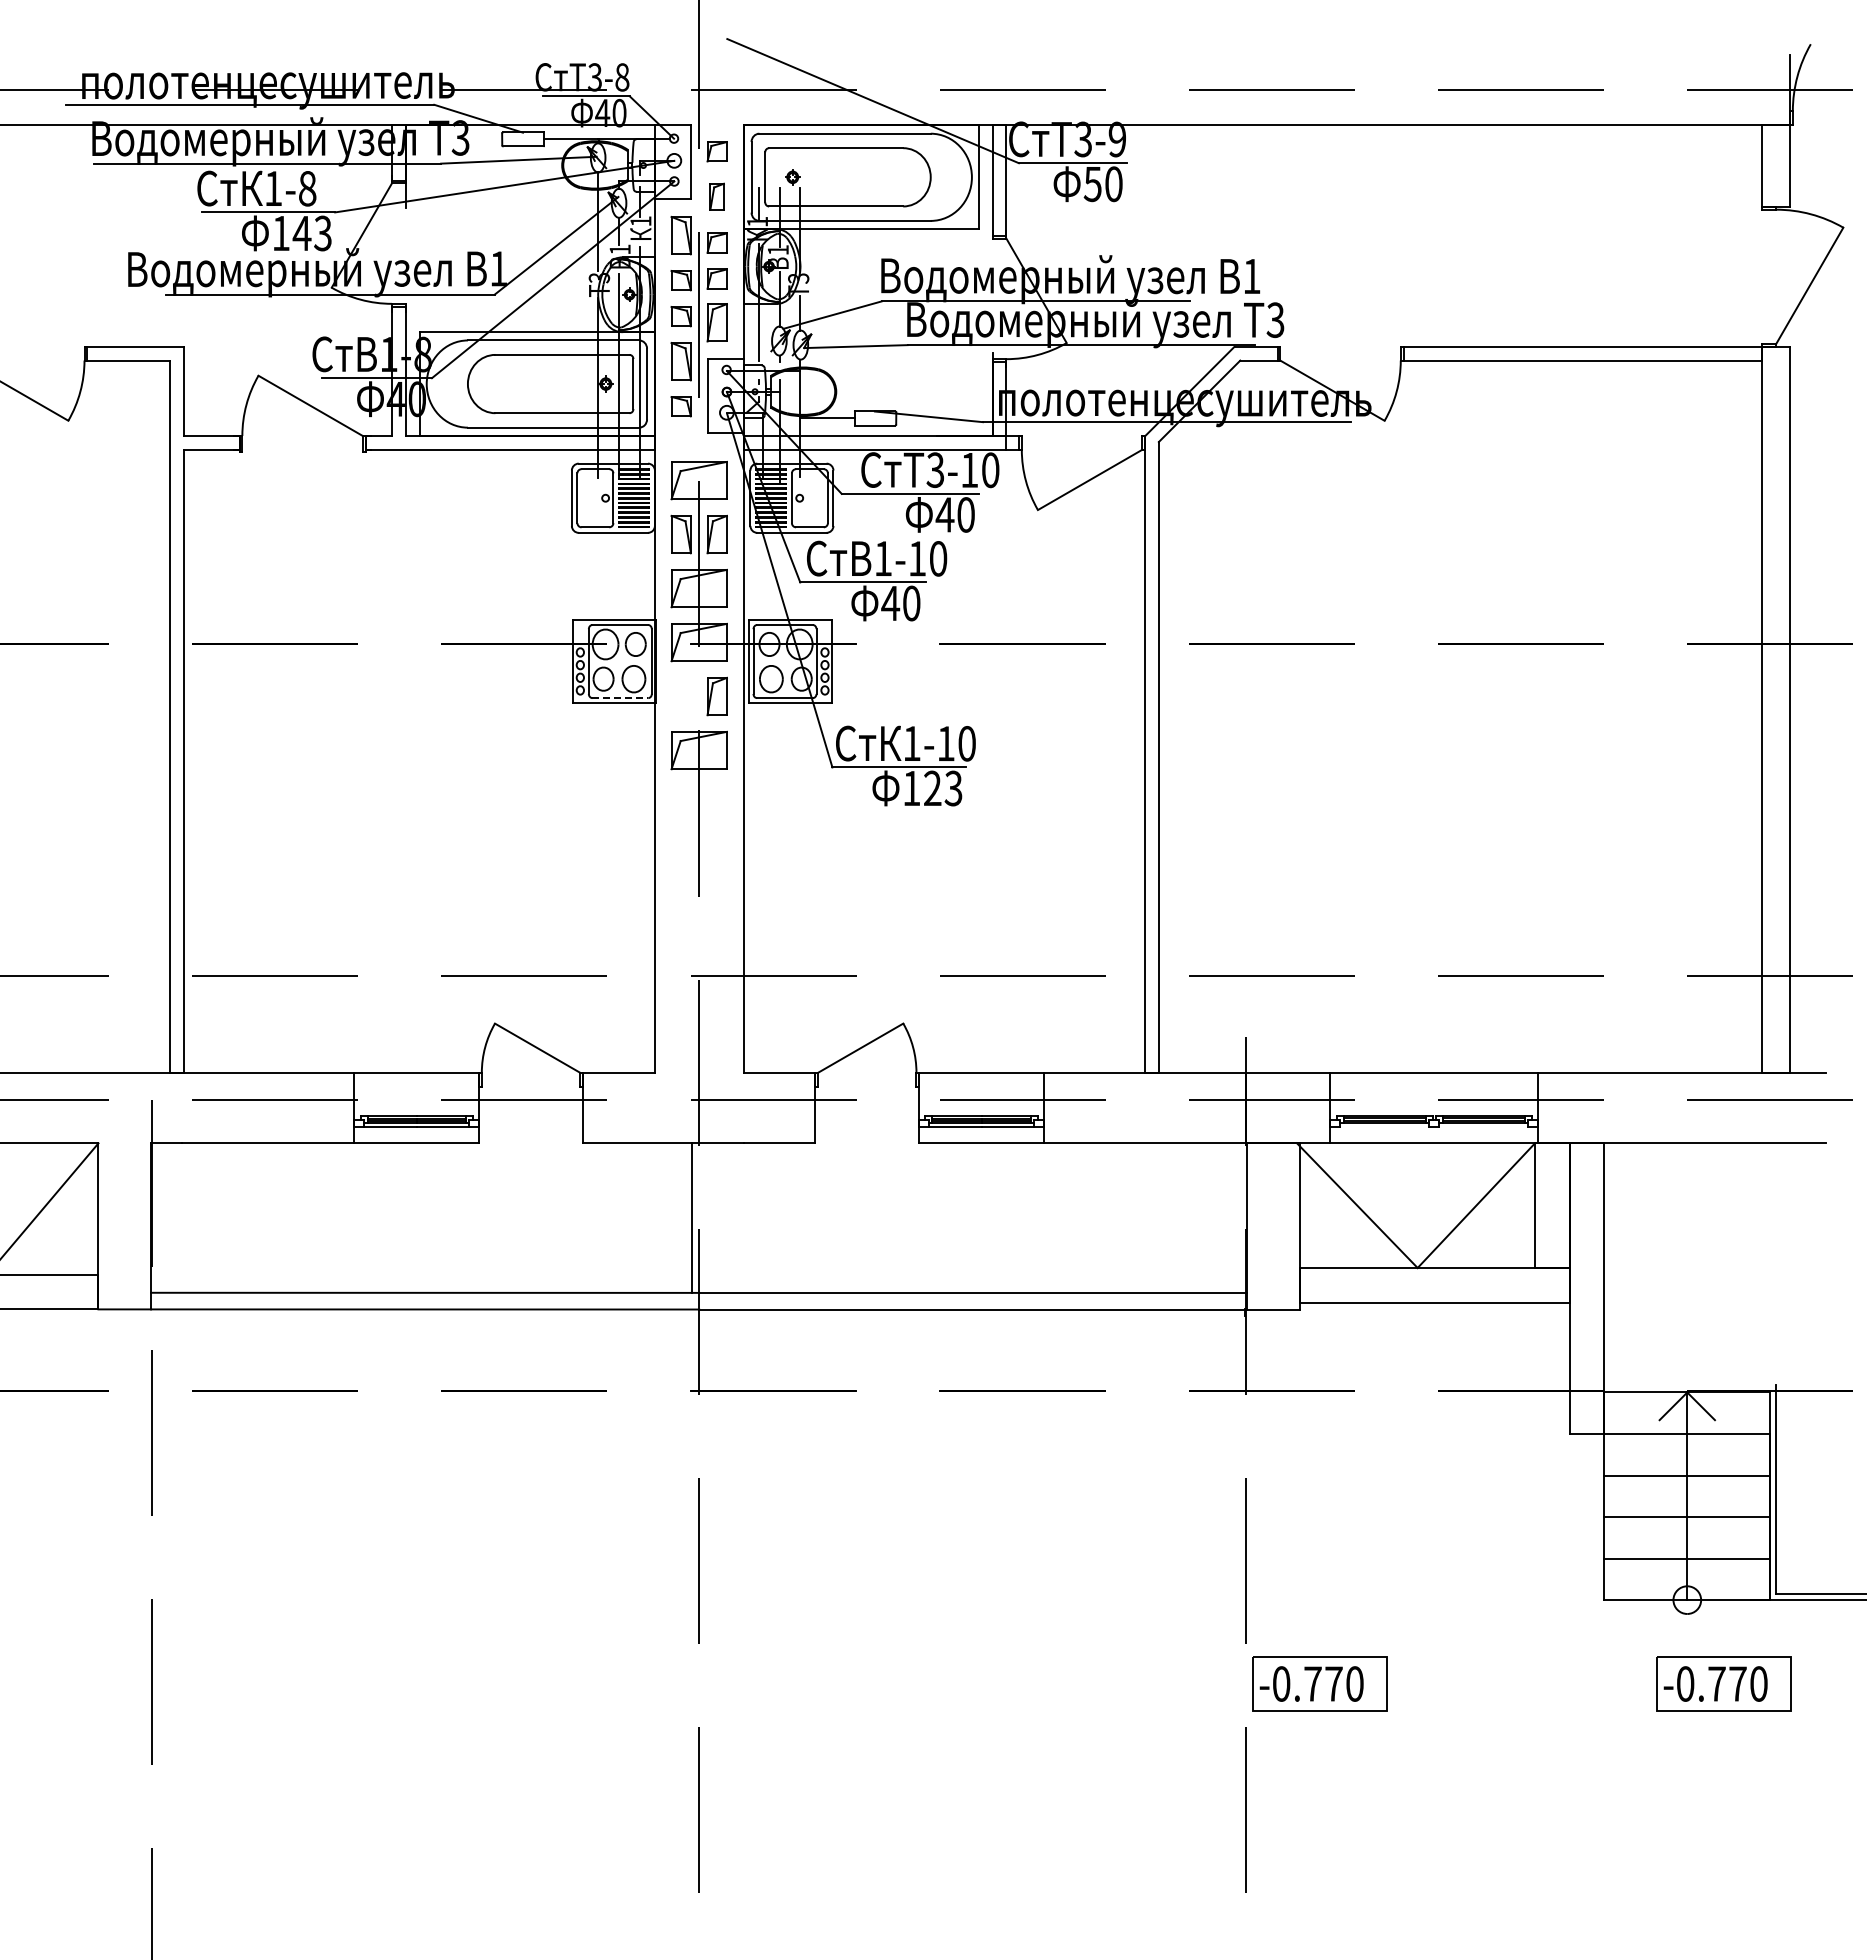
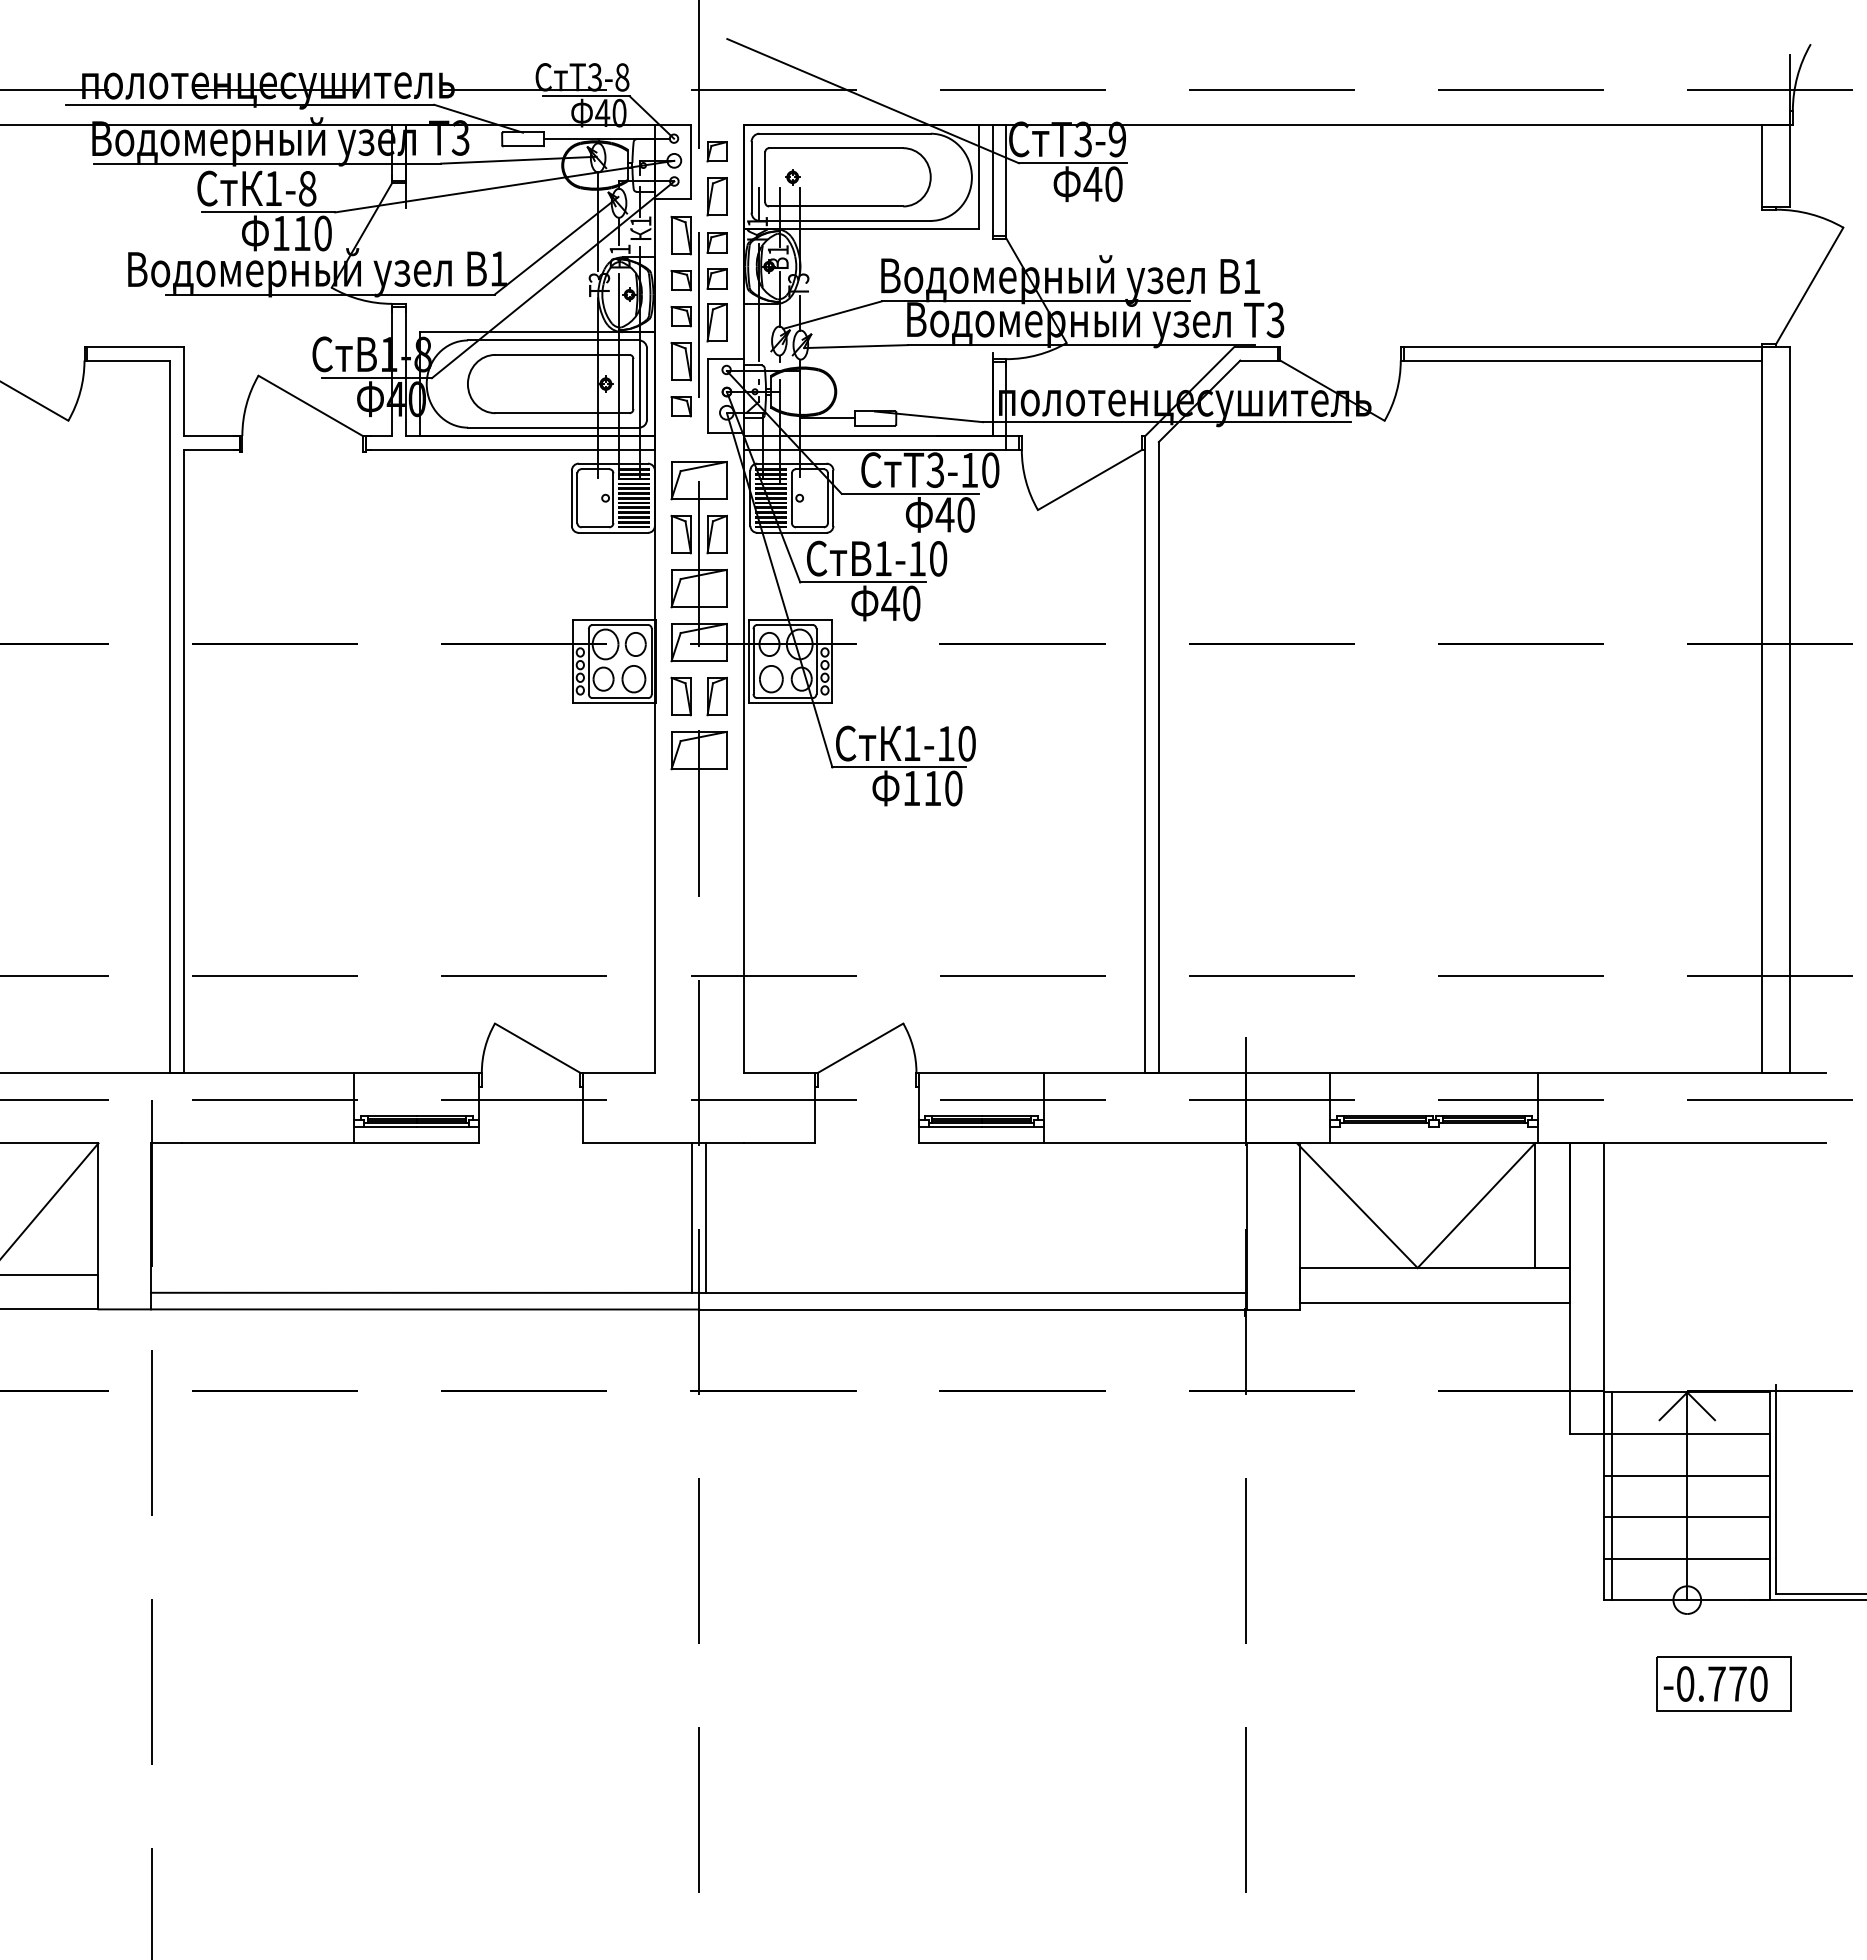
text: 50 -> 40 (1092, 184)
part size: 16x29 px -> 22x40 px (716, 196)
text: 143 -> 110 (311, 233)
part: none -> present (680, 696)
line: dashed -> solid (620, 698)
text: 123 -> 110 (943, 788)
line: none -> present (706, 1217)
line: none -> present (1612, 1496)
part: present -> none (1319, 1683)
